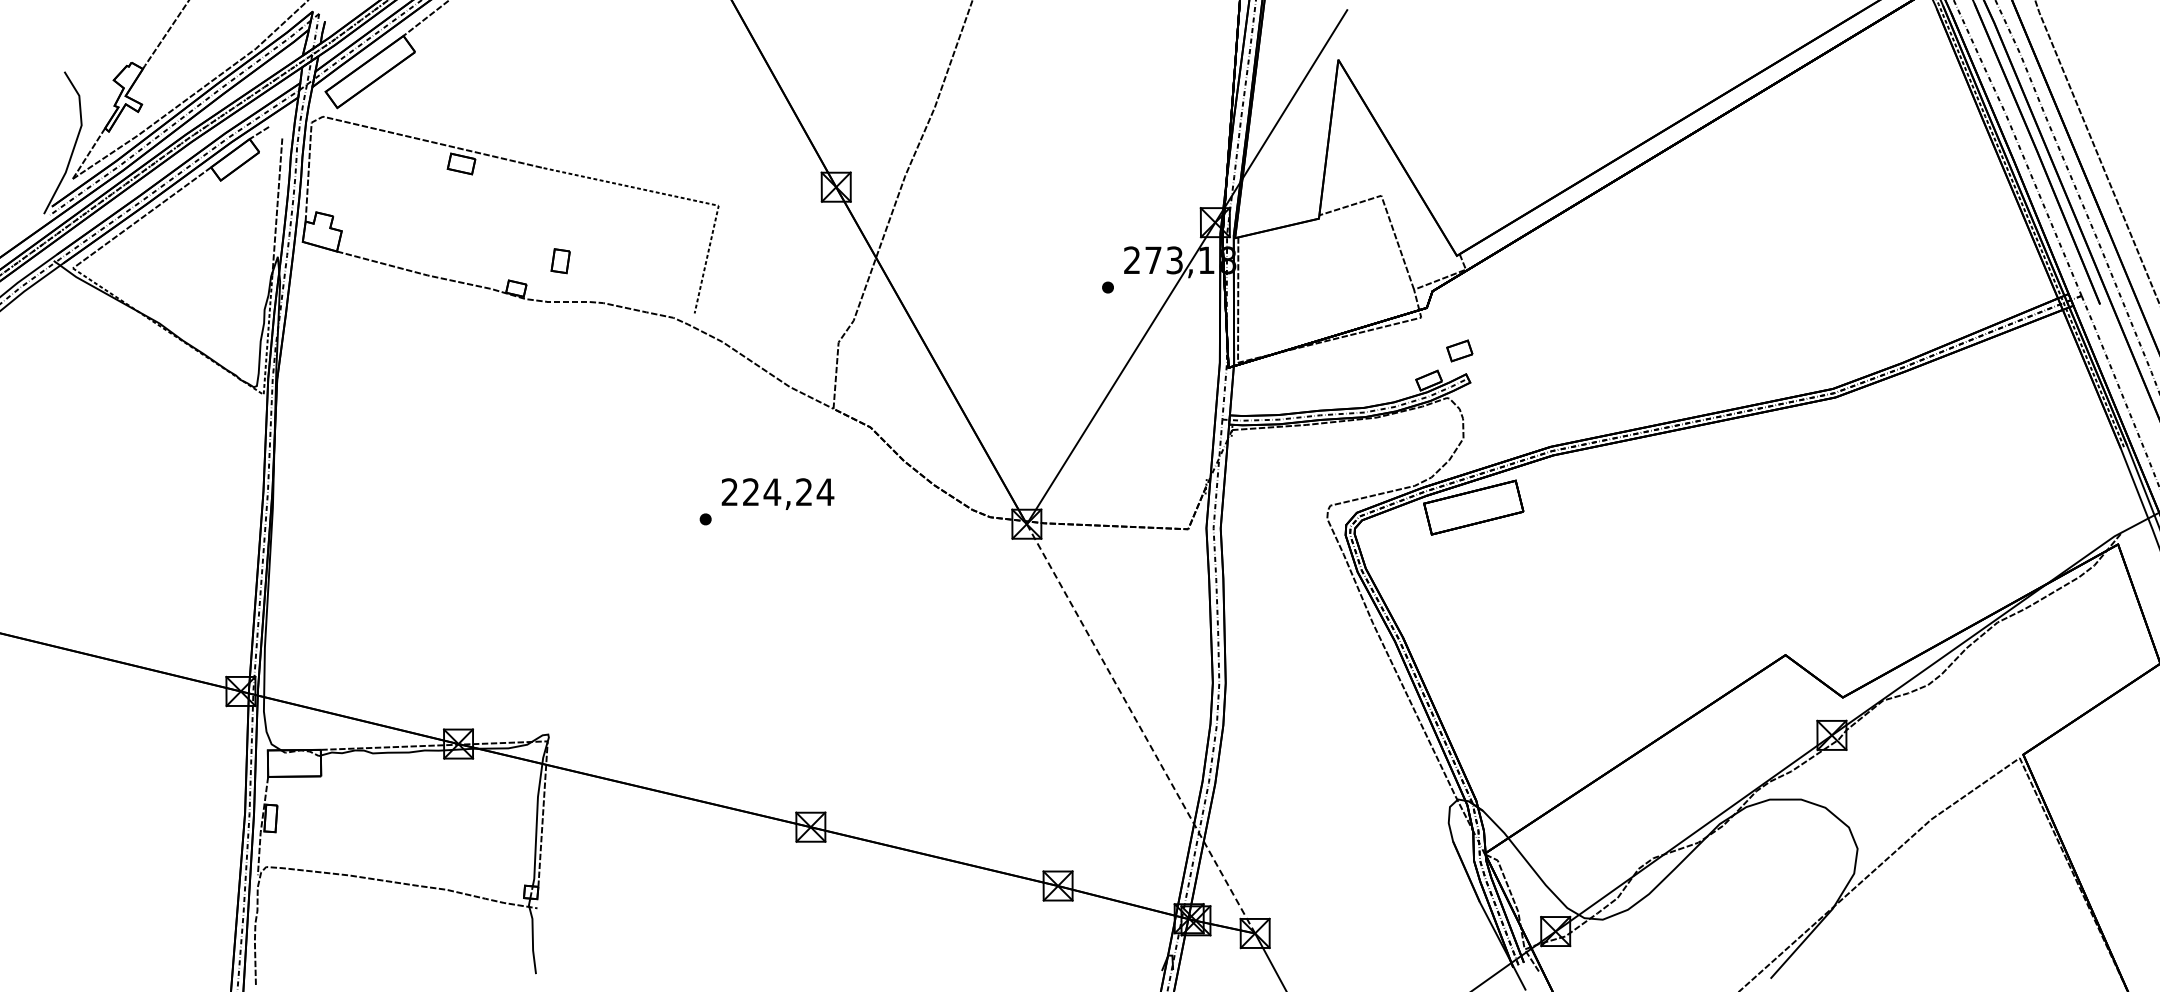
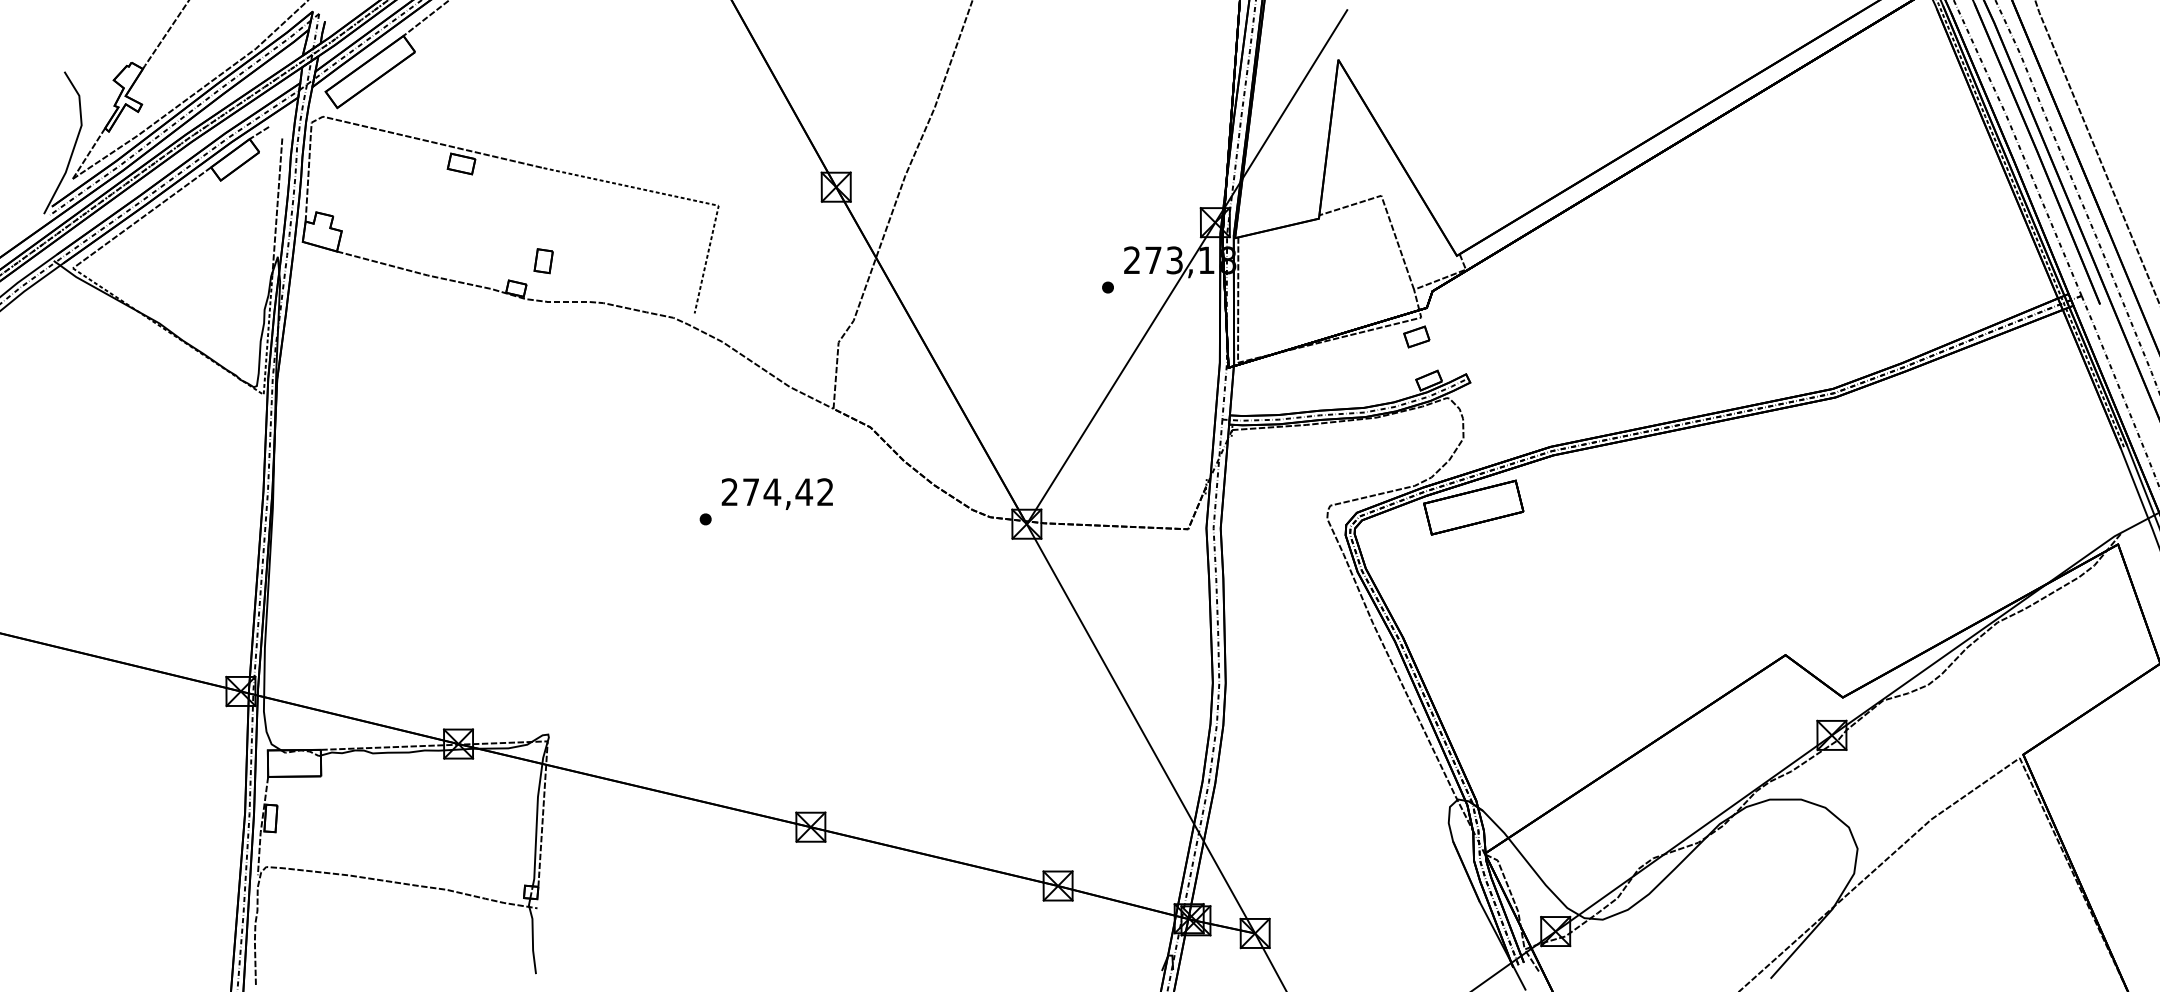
part position: (560, 261) -> (543, 261) (543, 261)
part position: (1459, 350) -> (1416, 336) (1416, 336)
text: 224,24 -> 274,42 (788, 491)
line: dashed -> solid (1141, 729)
